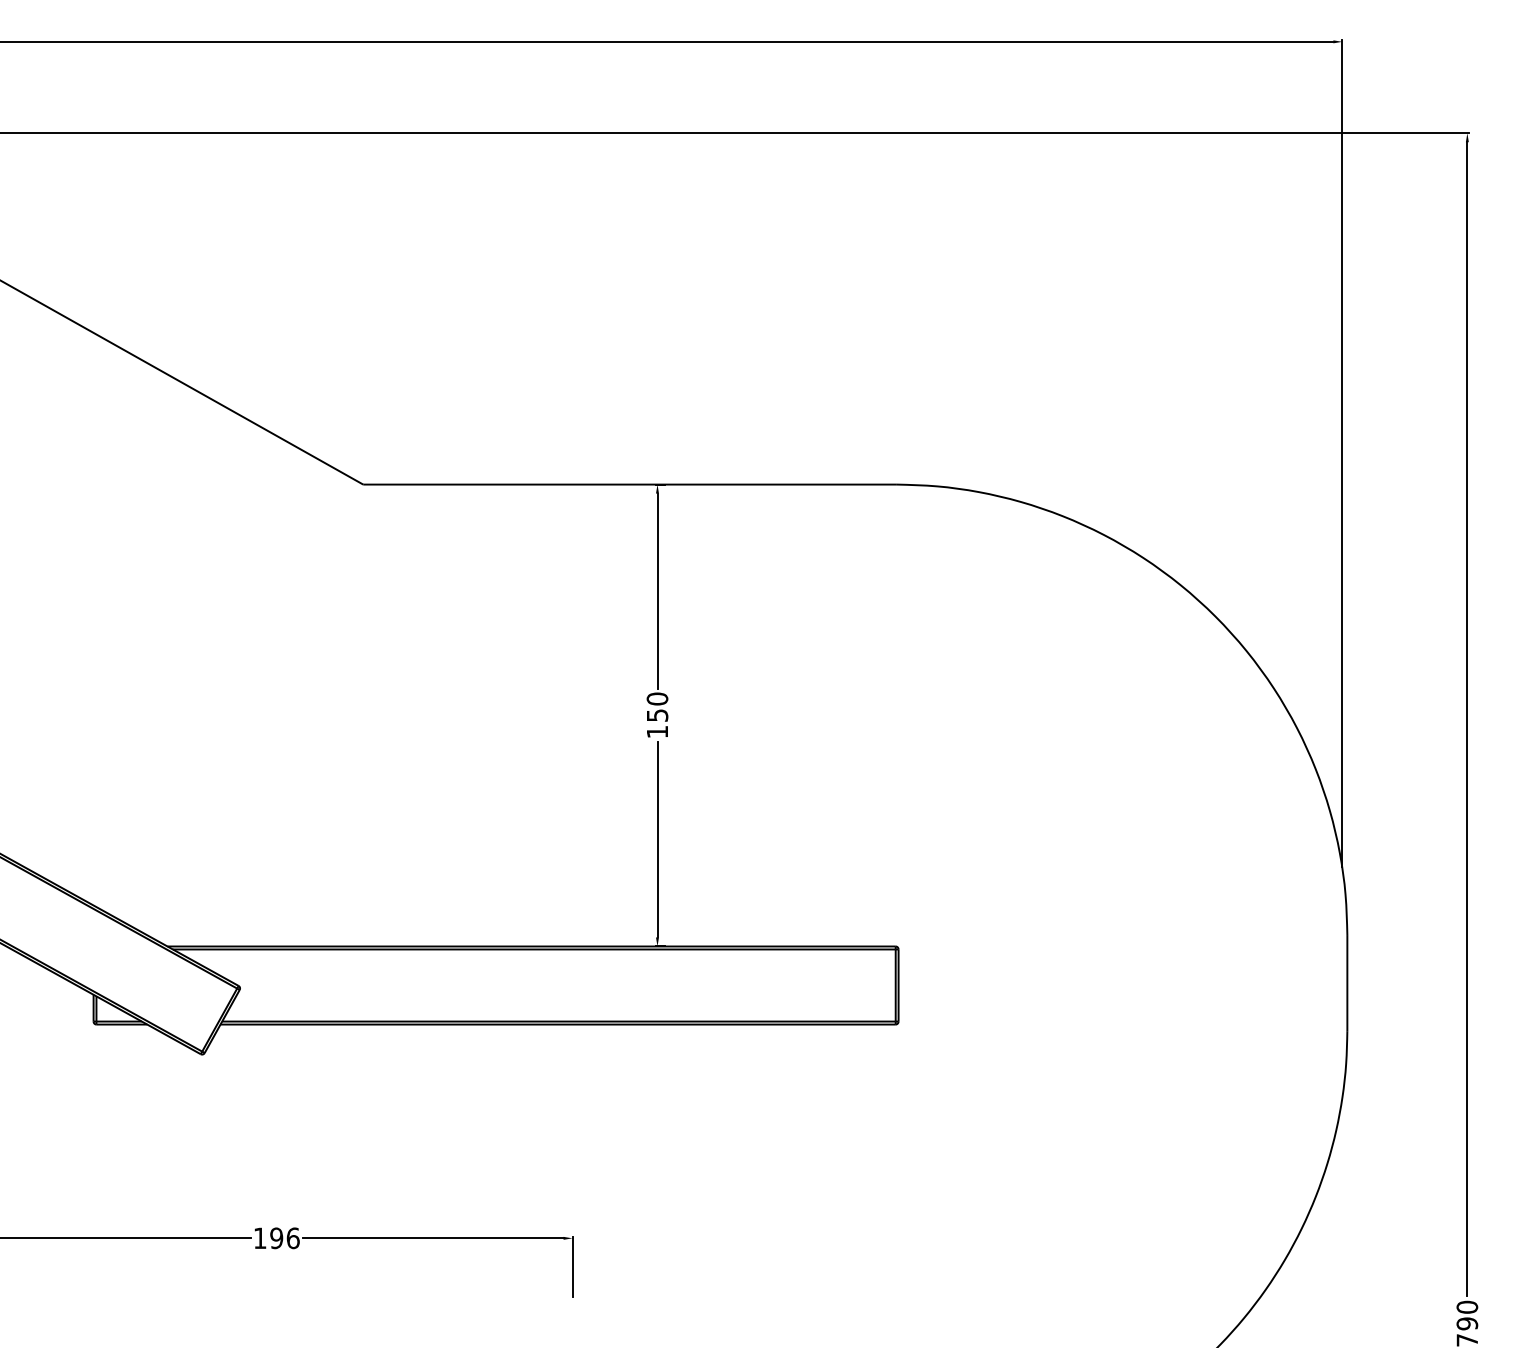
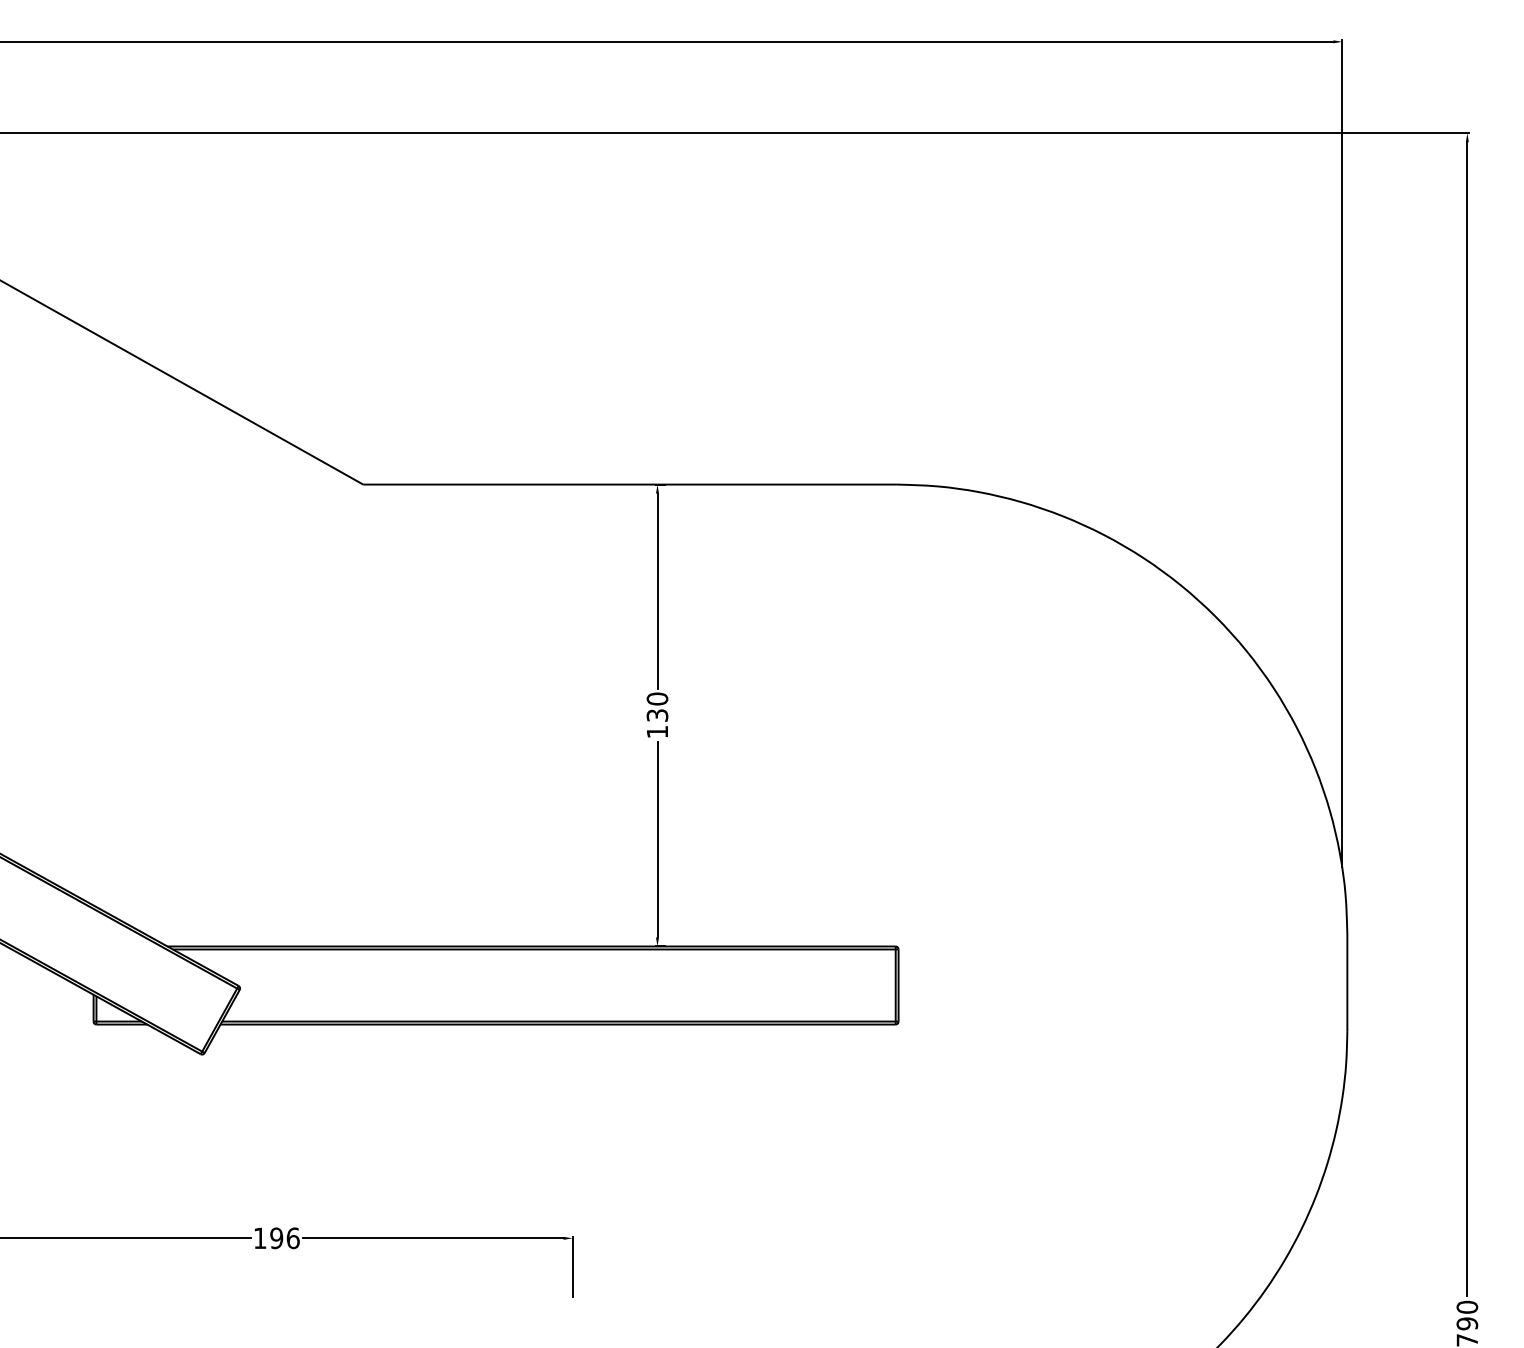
text: 150 -> 130 (656, 715)
